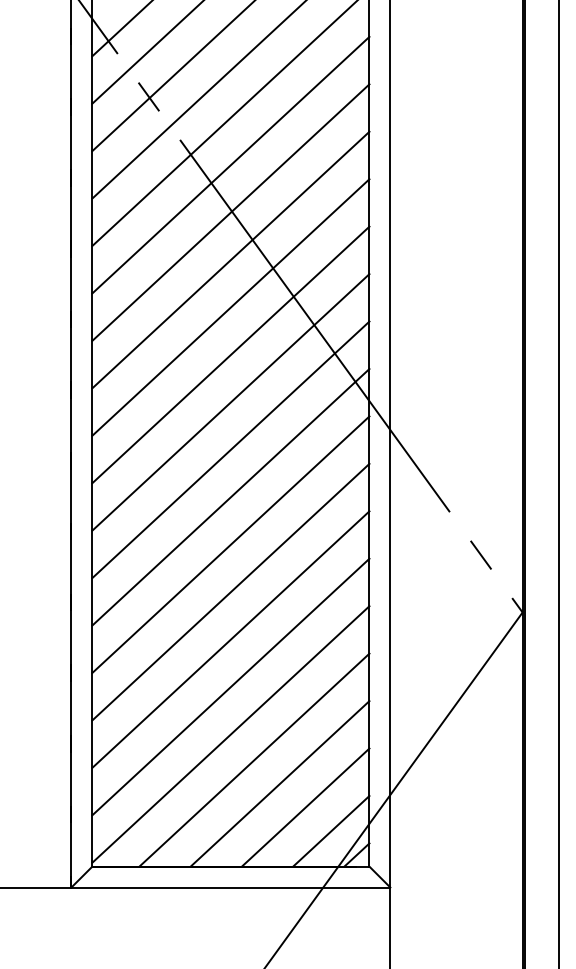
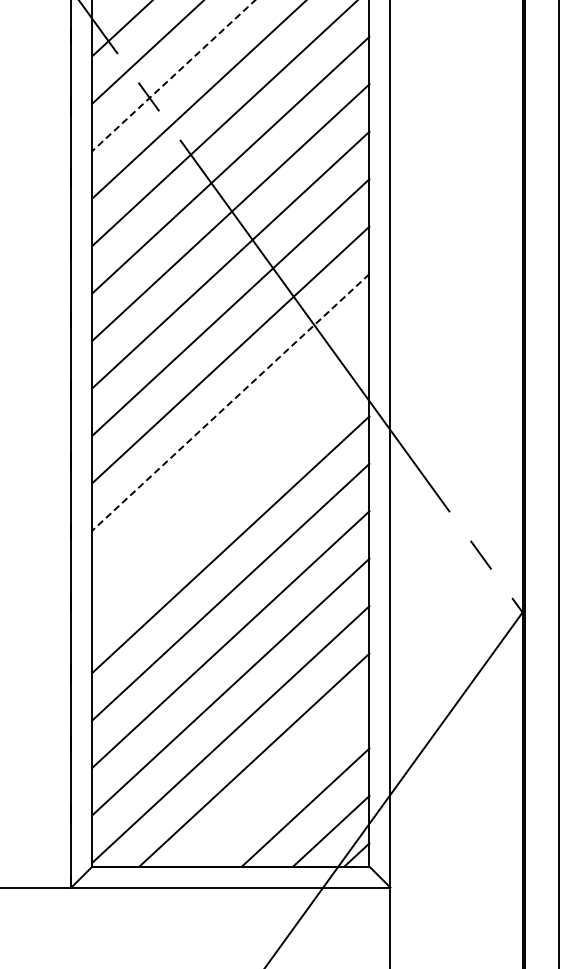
line: solid -> dashed (173, 75)
line: solid -> dashed (230, 402)
line: present -> none (230, 449)
line: present -> none (230, 497)
line: present -> none (279, 783)
